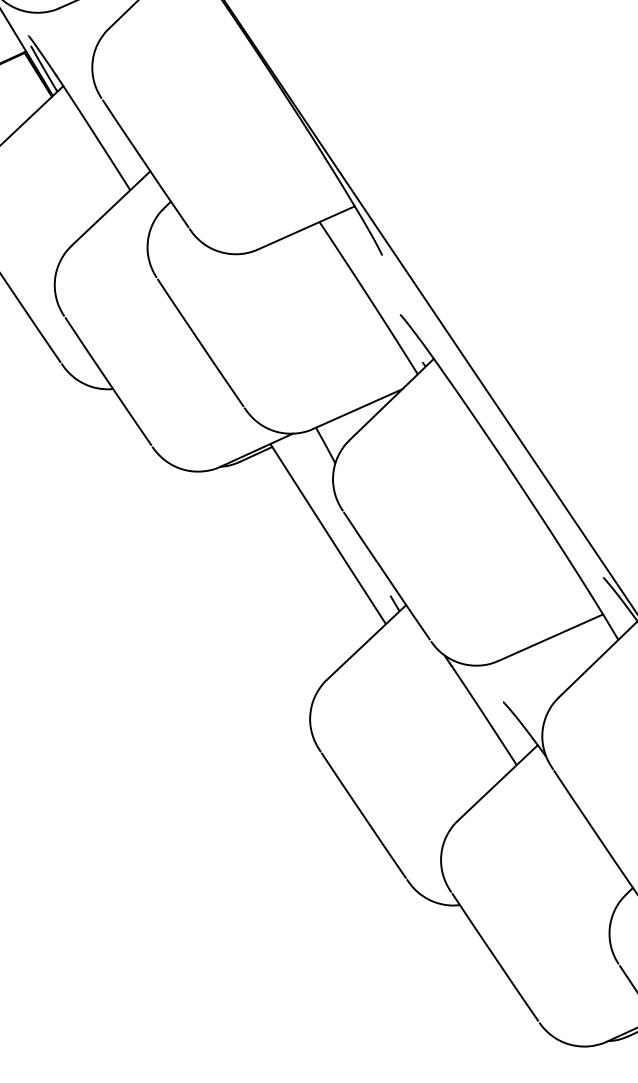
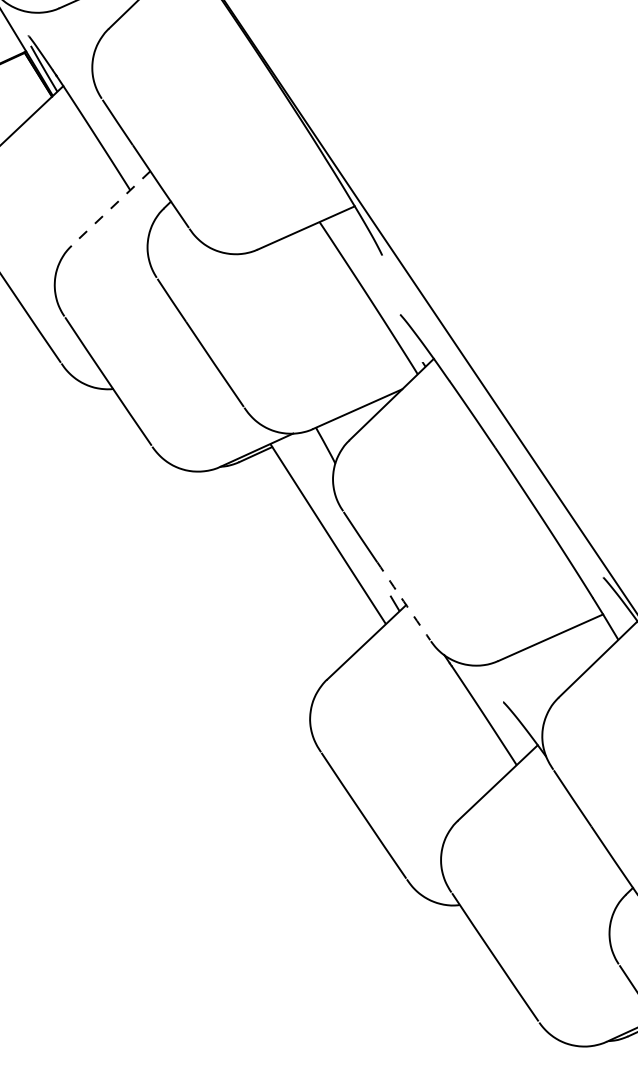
line: solid -> dashed (110, 208)
arc: solid -> dashed (403, 601)
